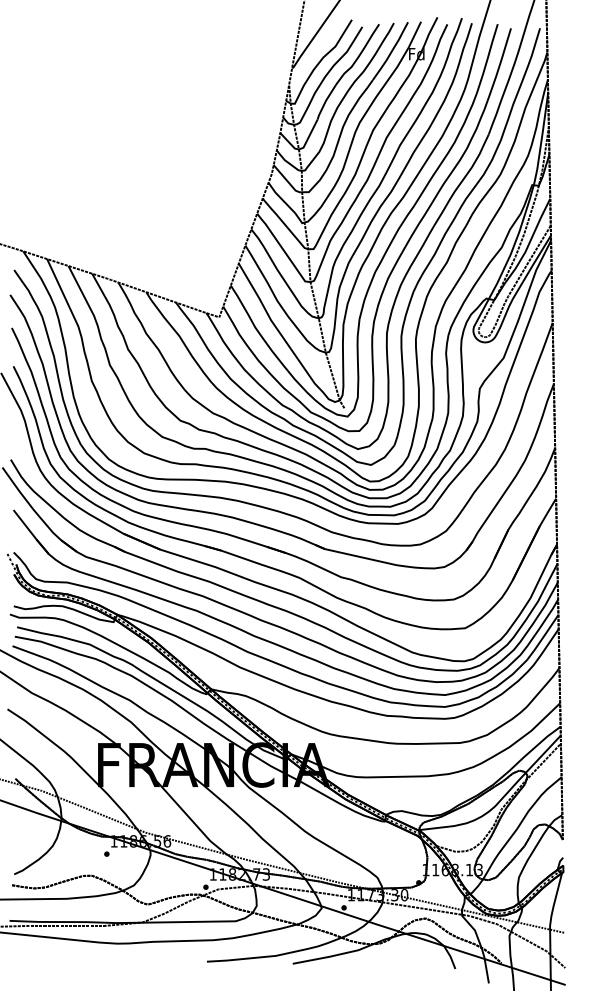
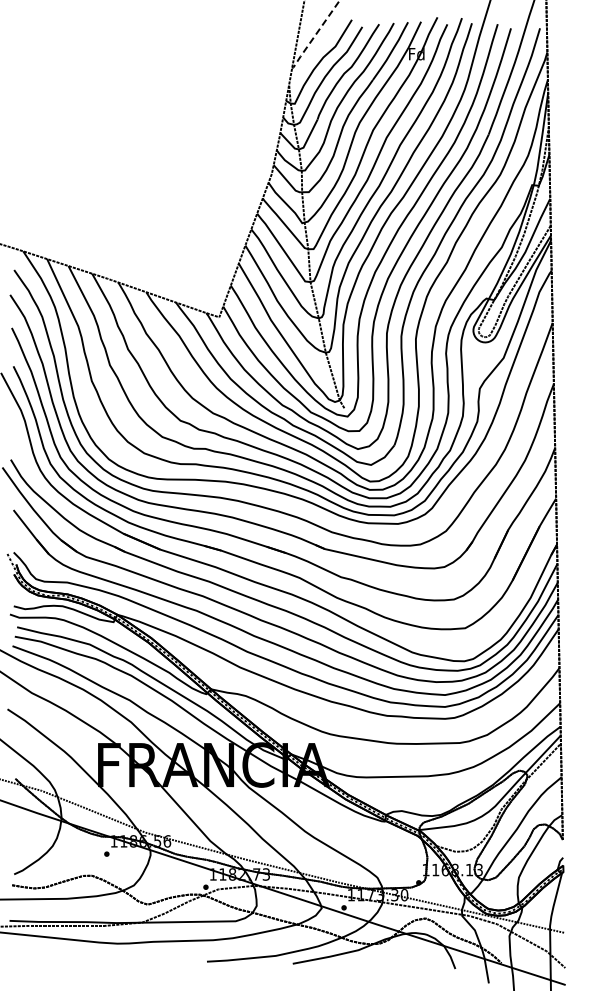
line: solid -> dashed (314, 36)
